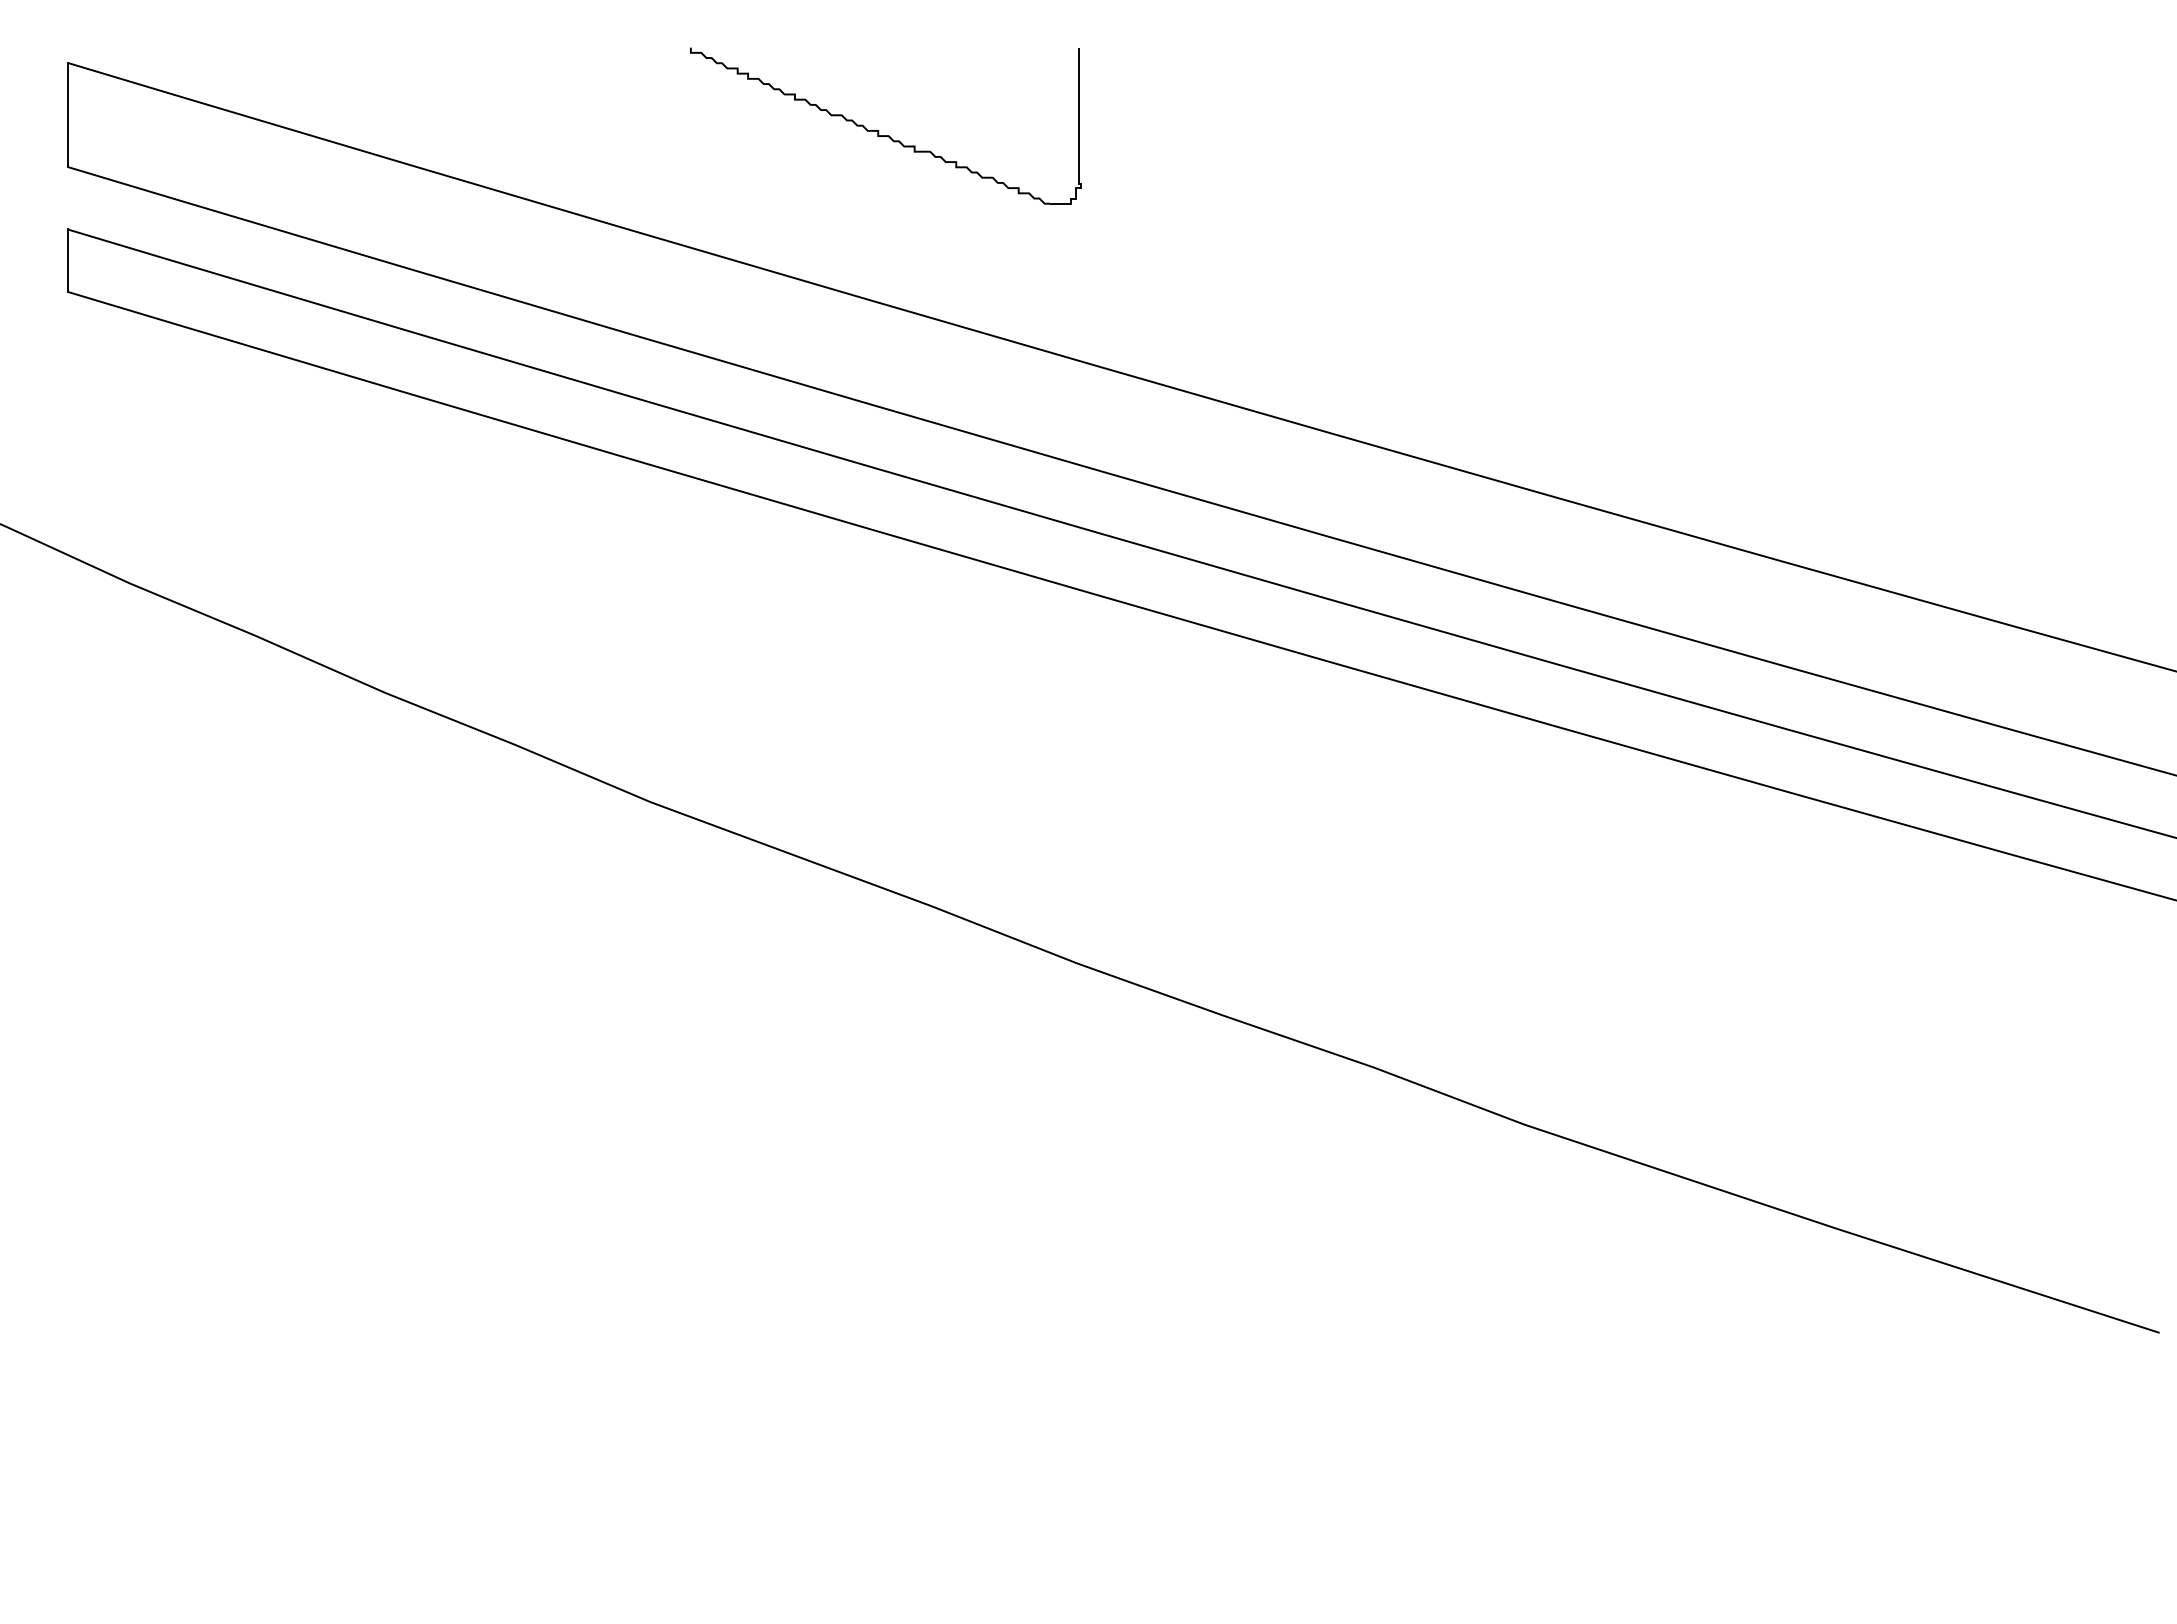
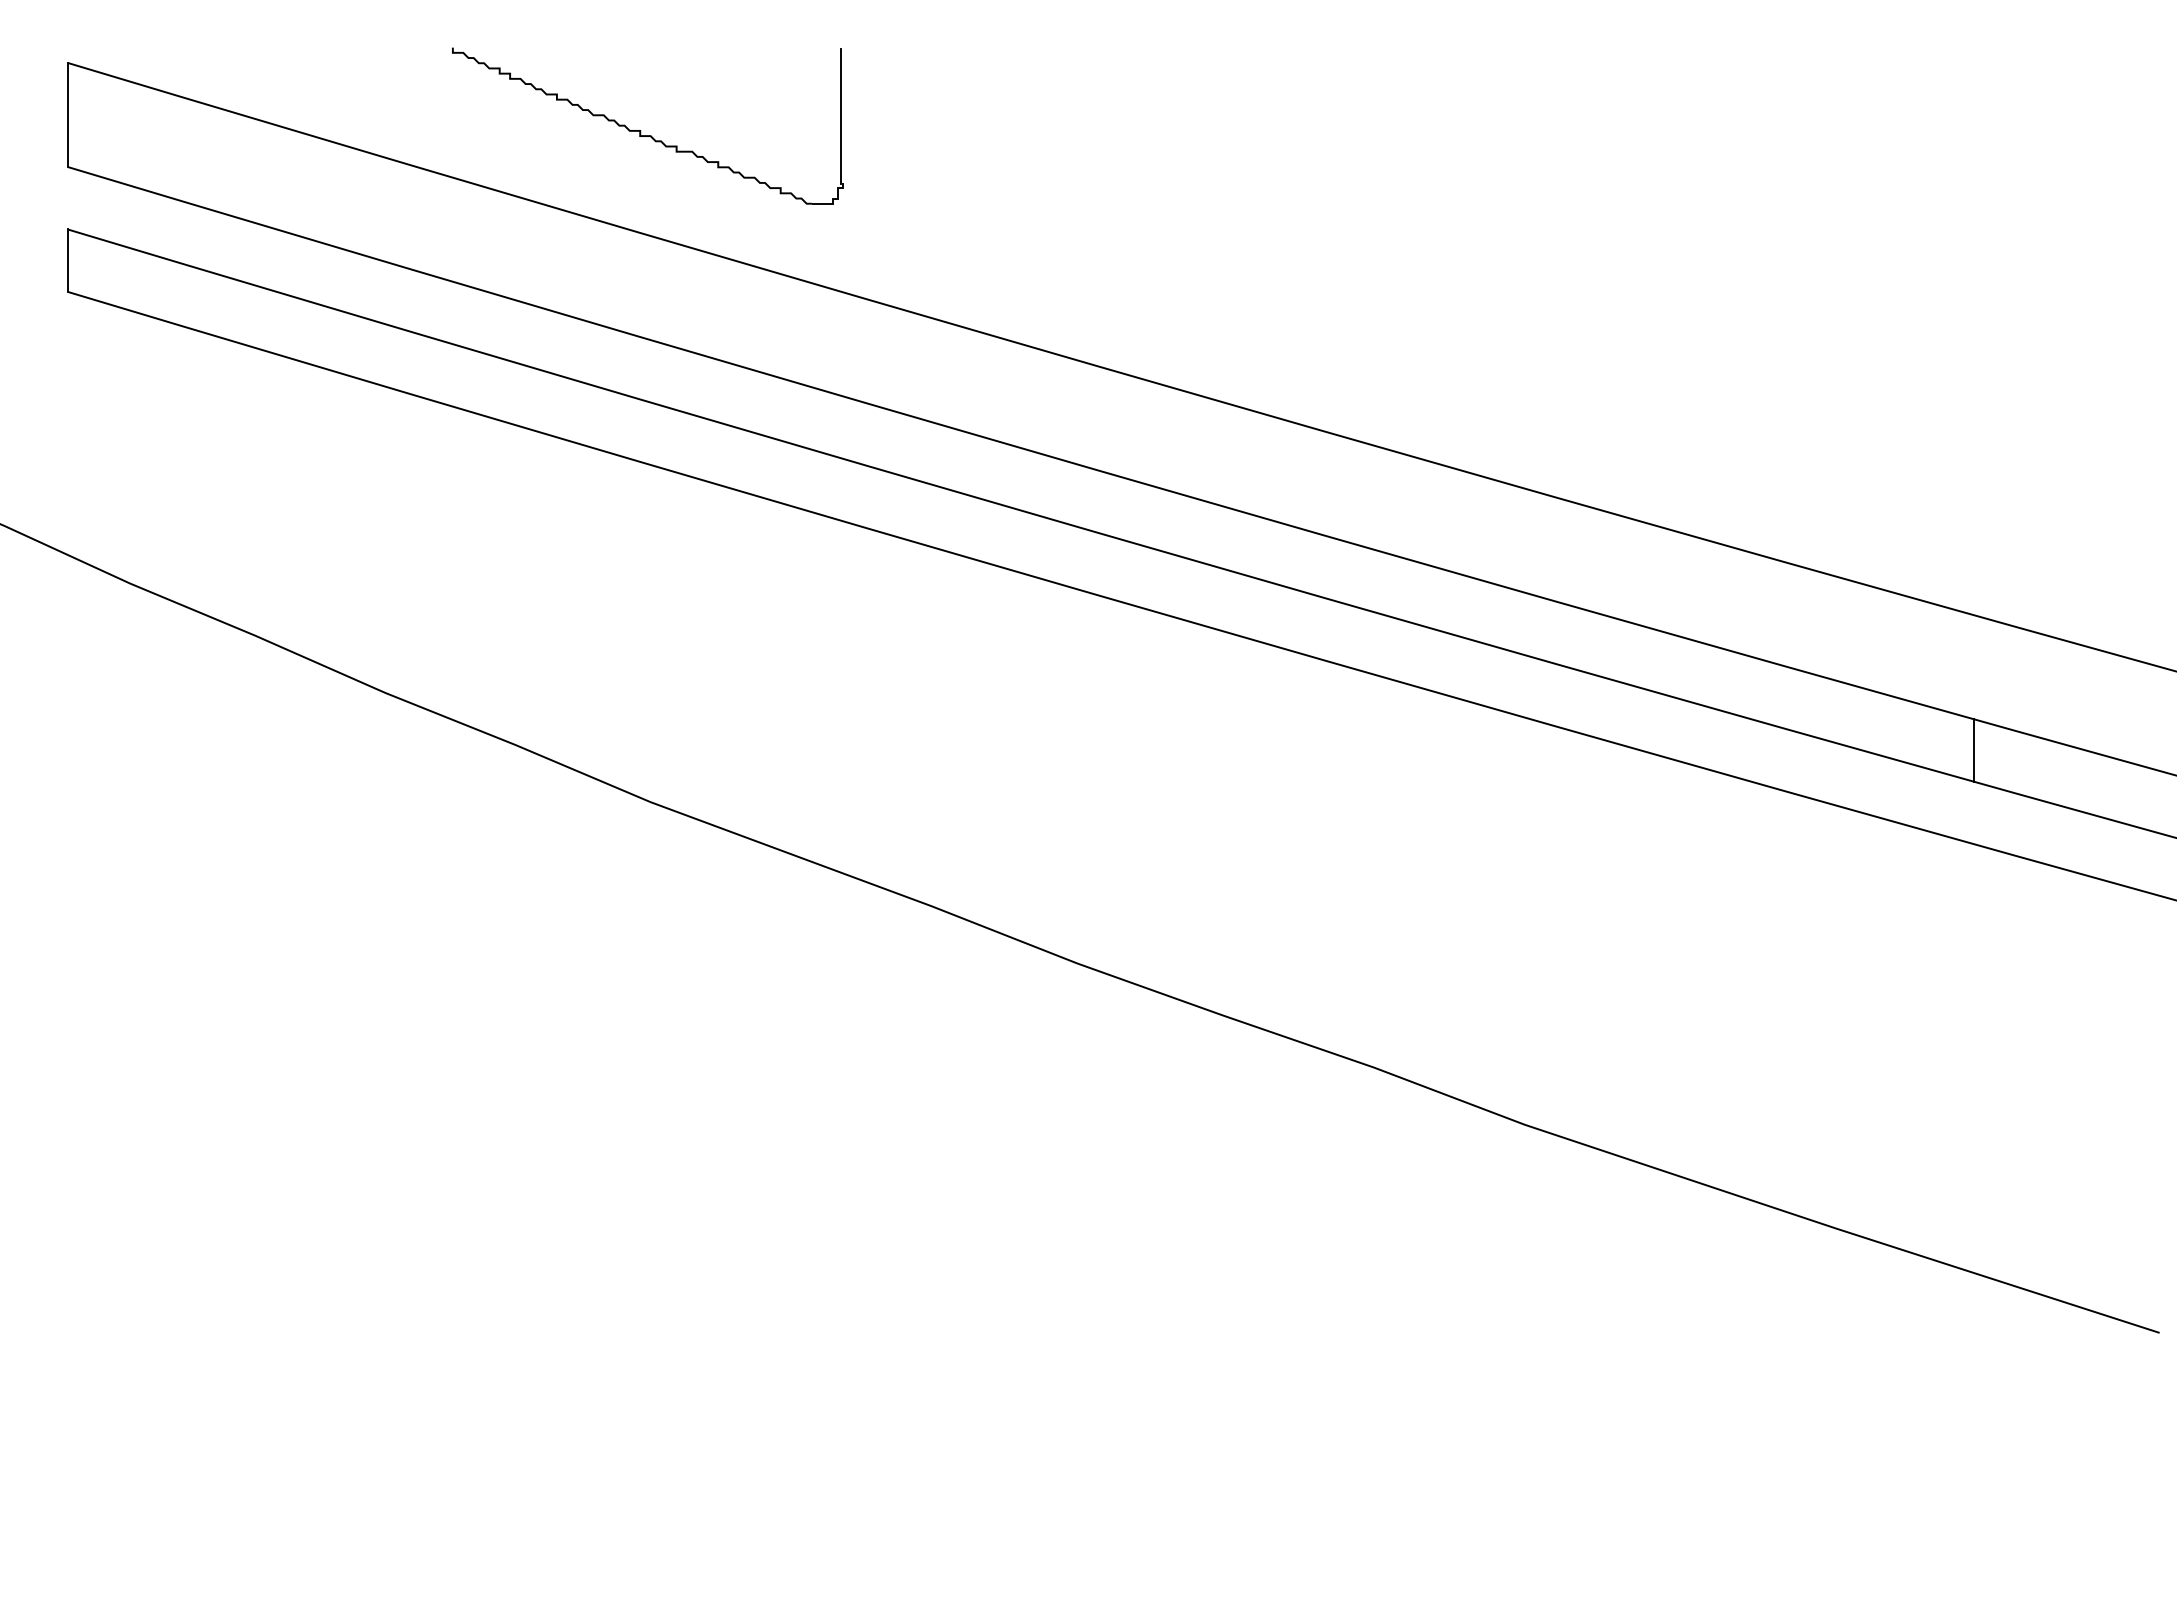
part position: (879, 130) -> (641, 130) (641, 130)
line: none -> present (1974, 750)
